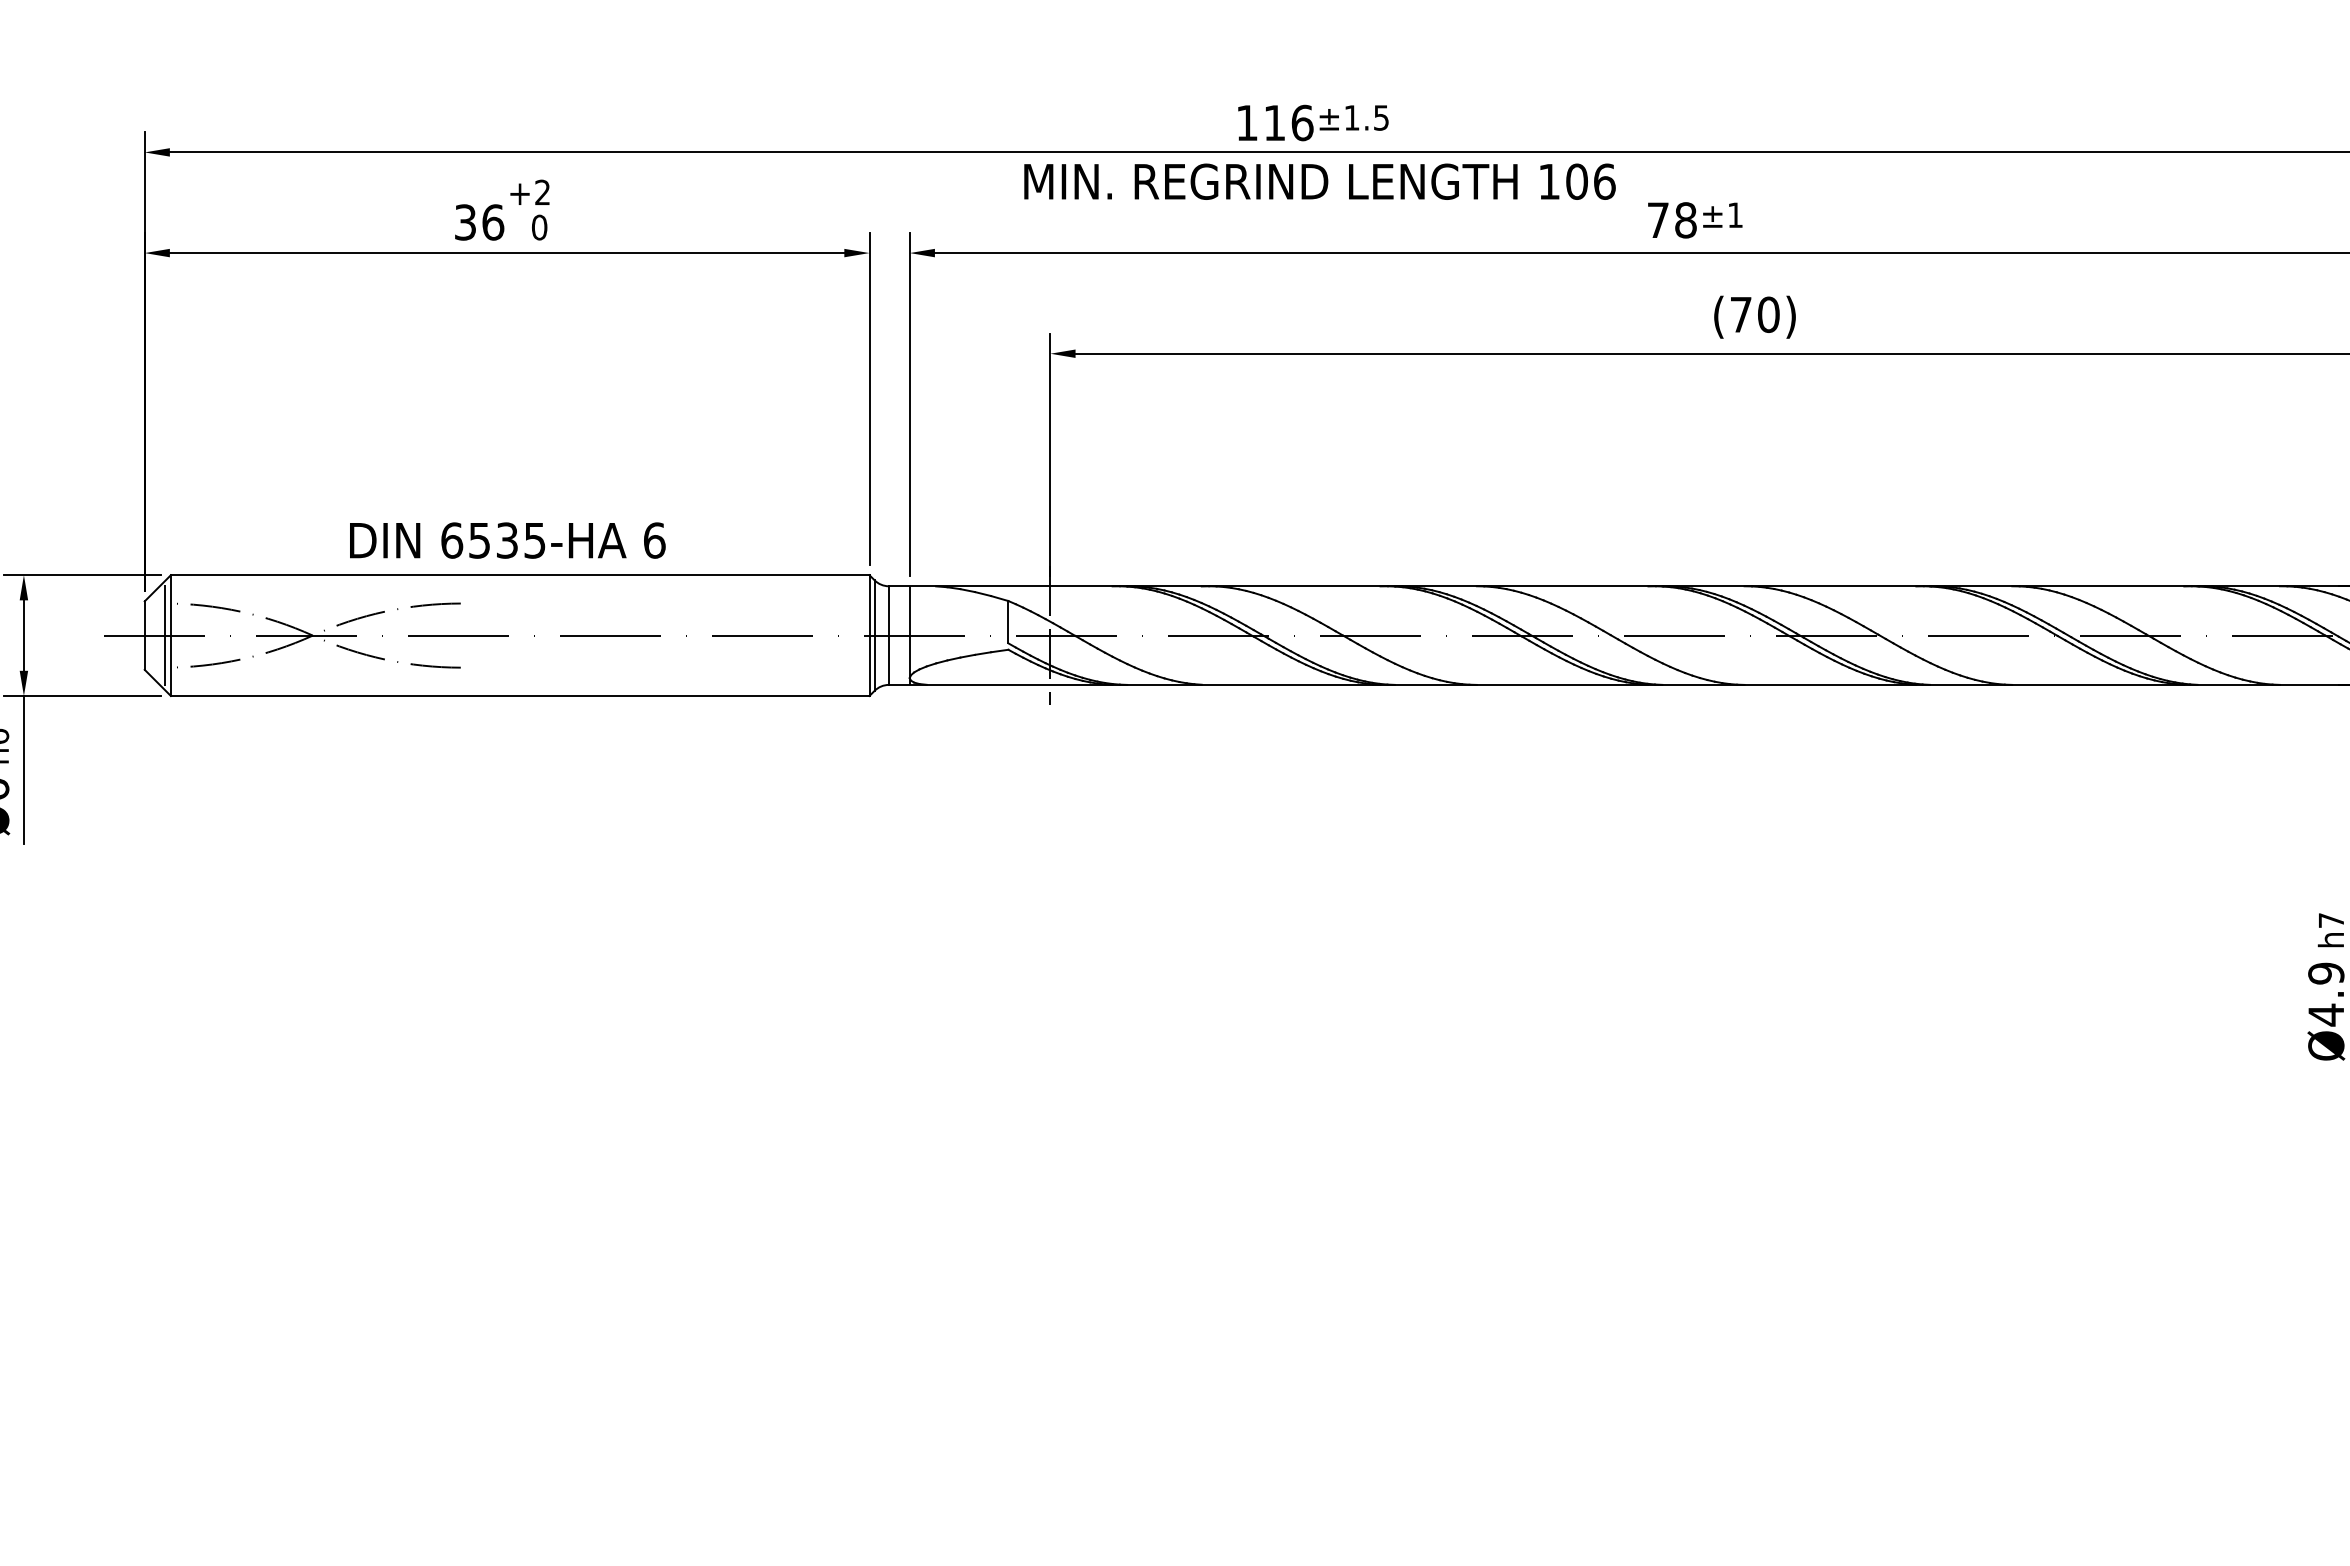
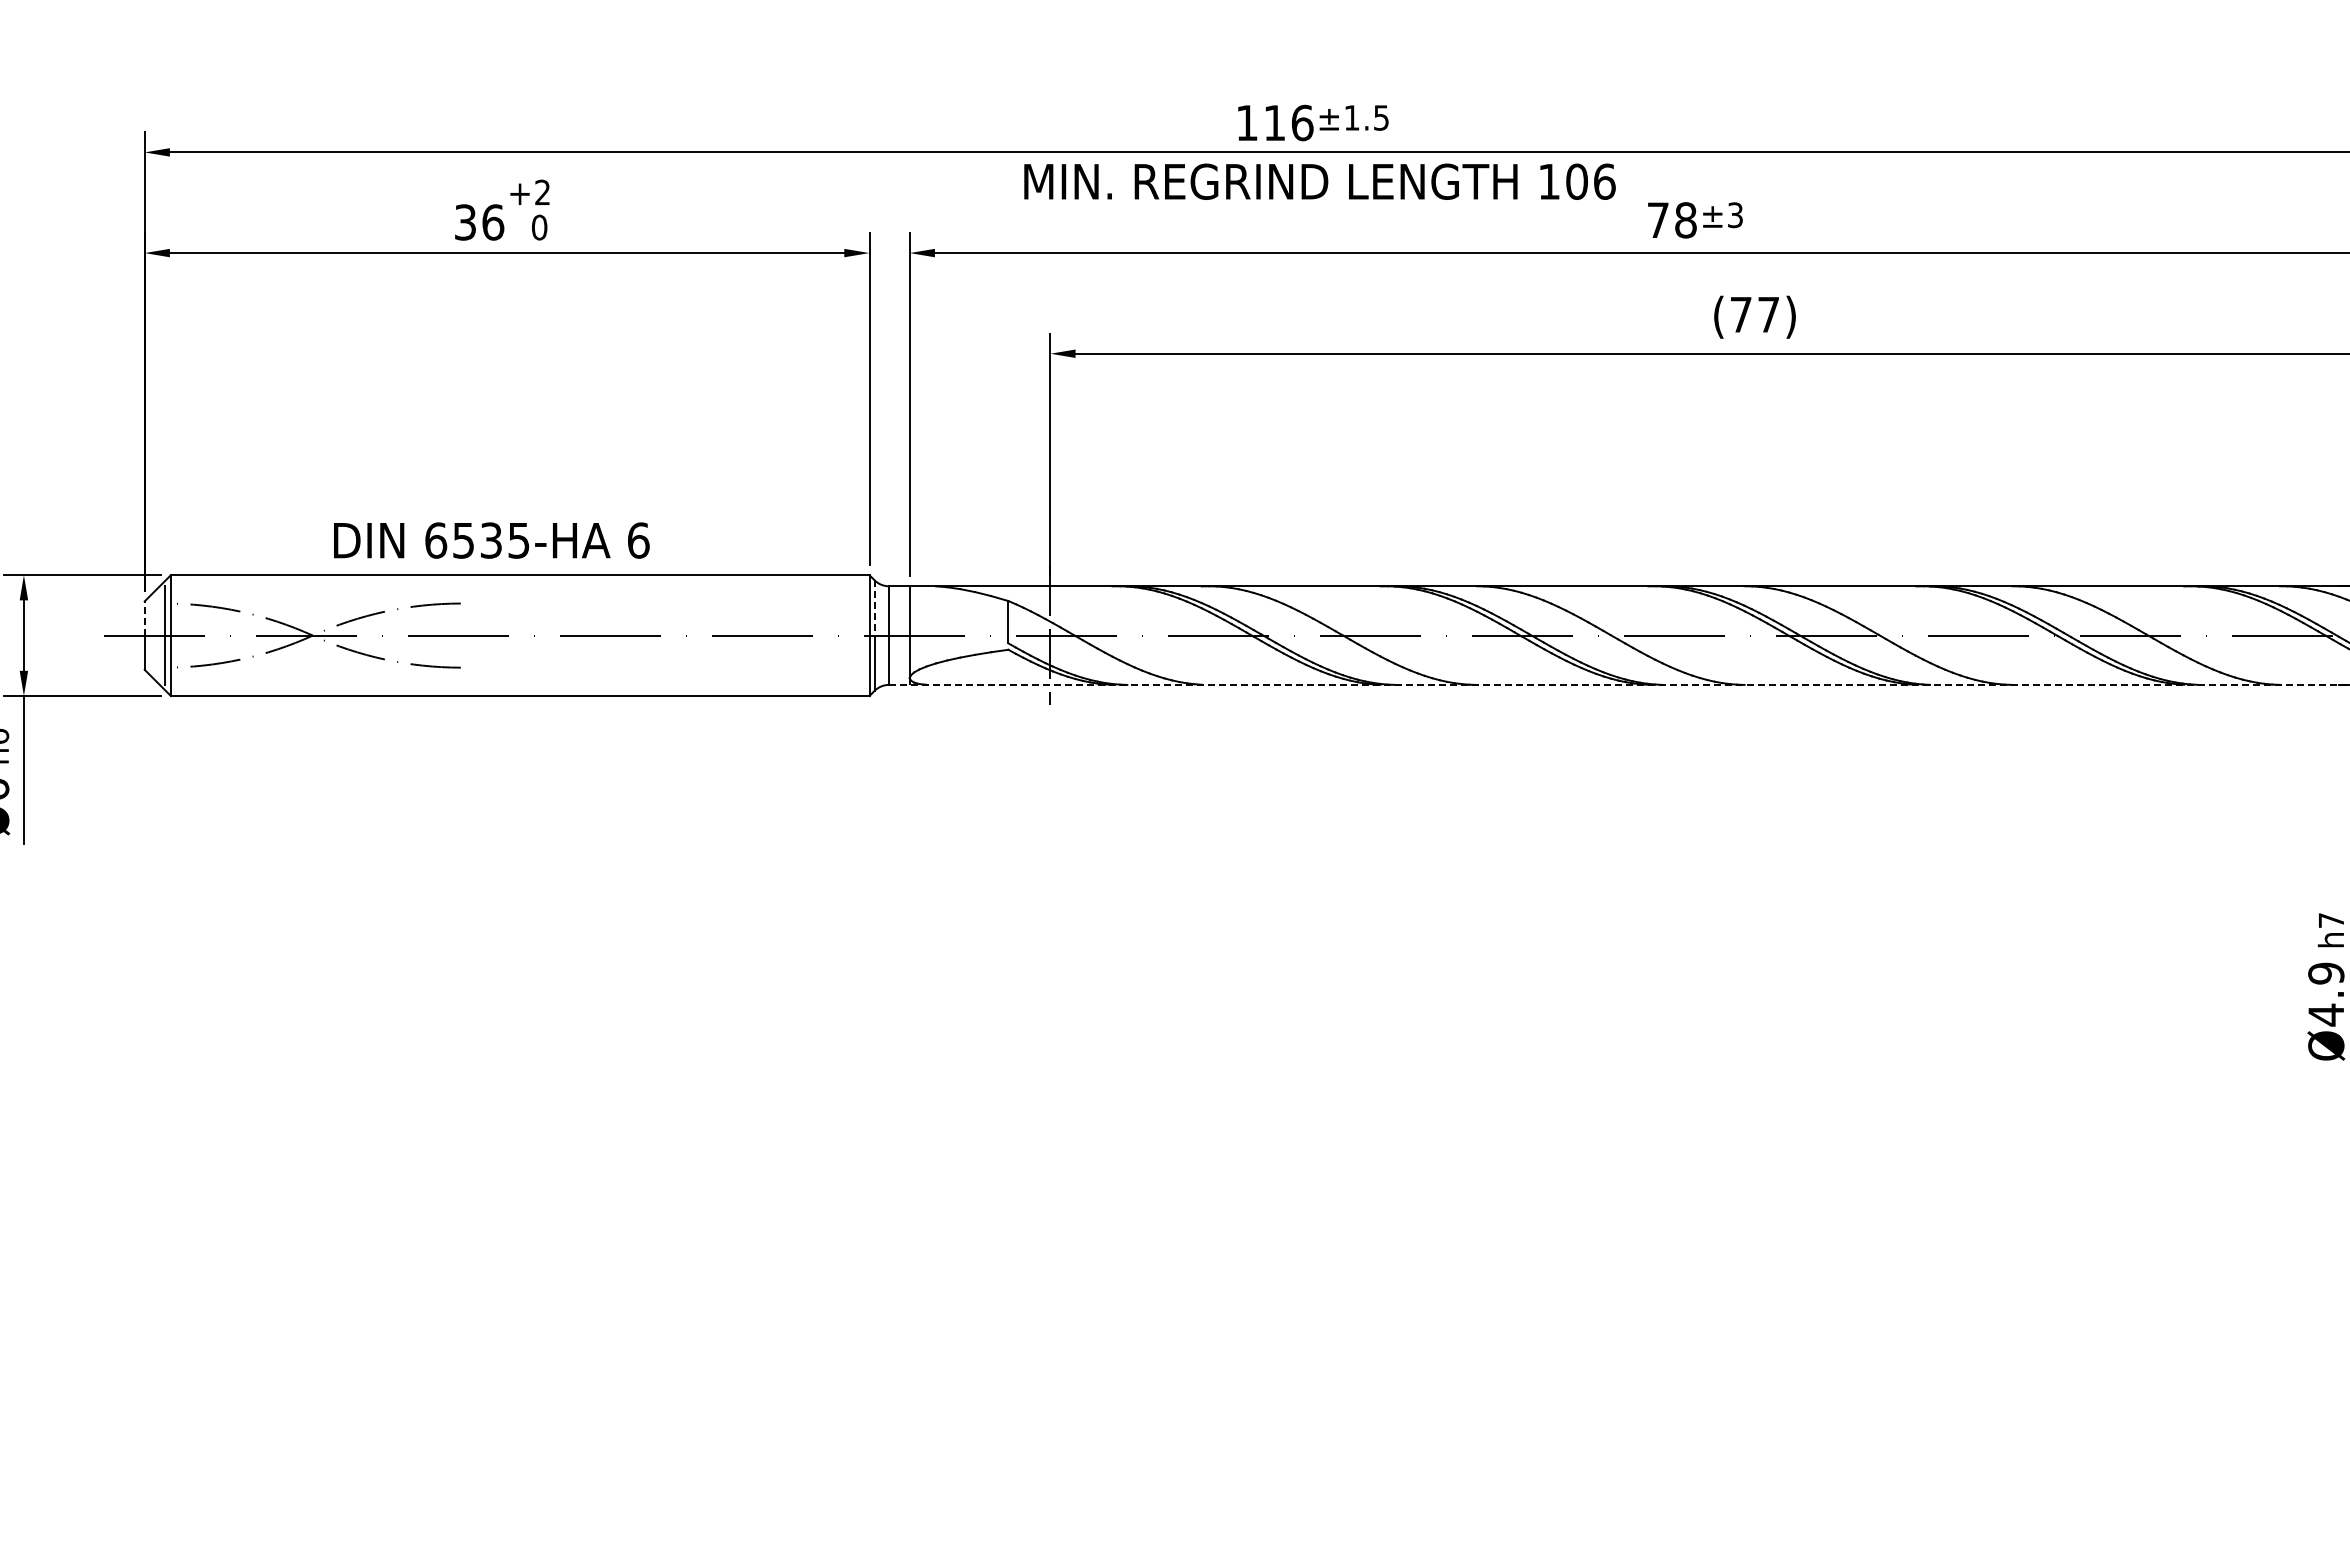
text: ±1 -> ±3 (1735, 215)
text: (70) -> (77) (1768, 314)
text position: (507, 540) -> (491, 540) (491, 540)
line: solid -> dashed (874, 607)
line: solid -> dashed (144, 618)
line: solid -> dashed (1619, 684)
